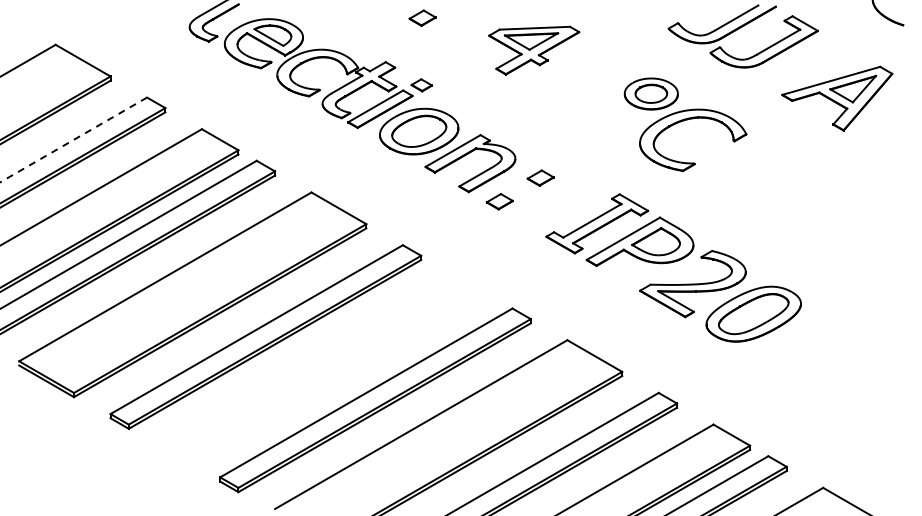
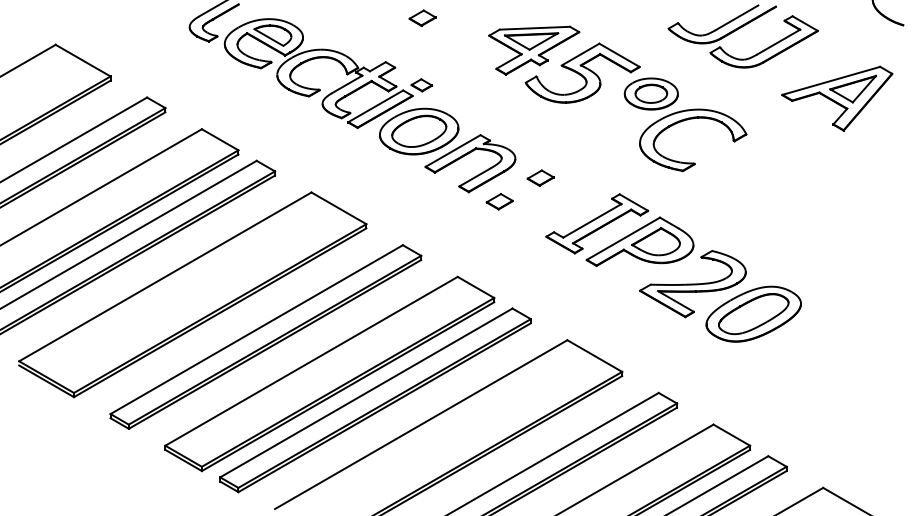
part: none -> present (582, 72)
line: dashed -> solid (73, 140)
part: none -> present (329, 373)
